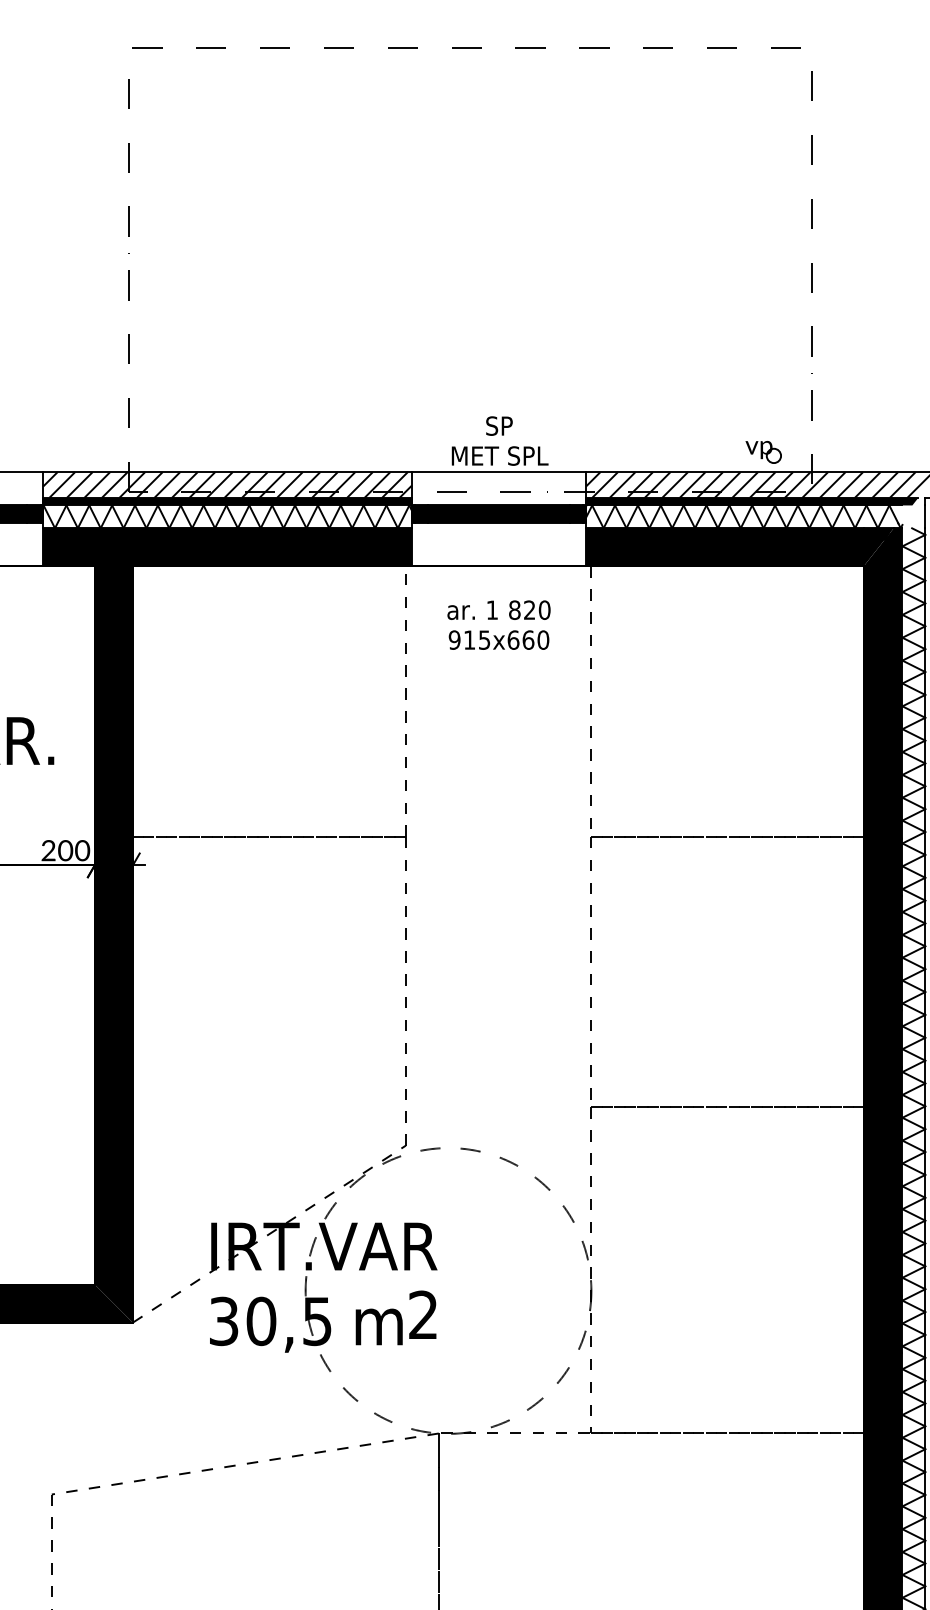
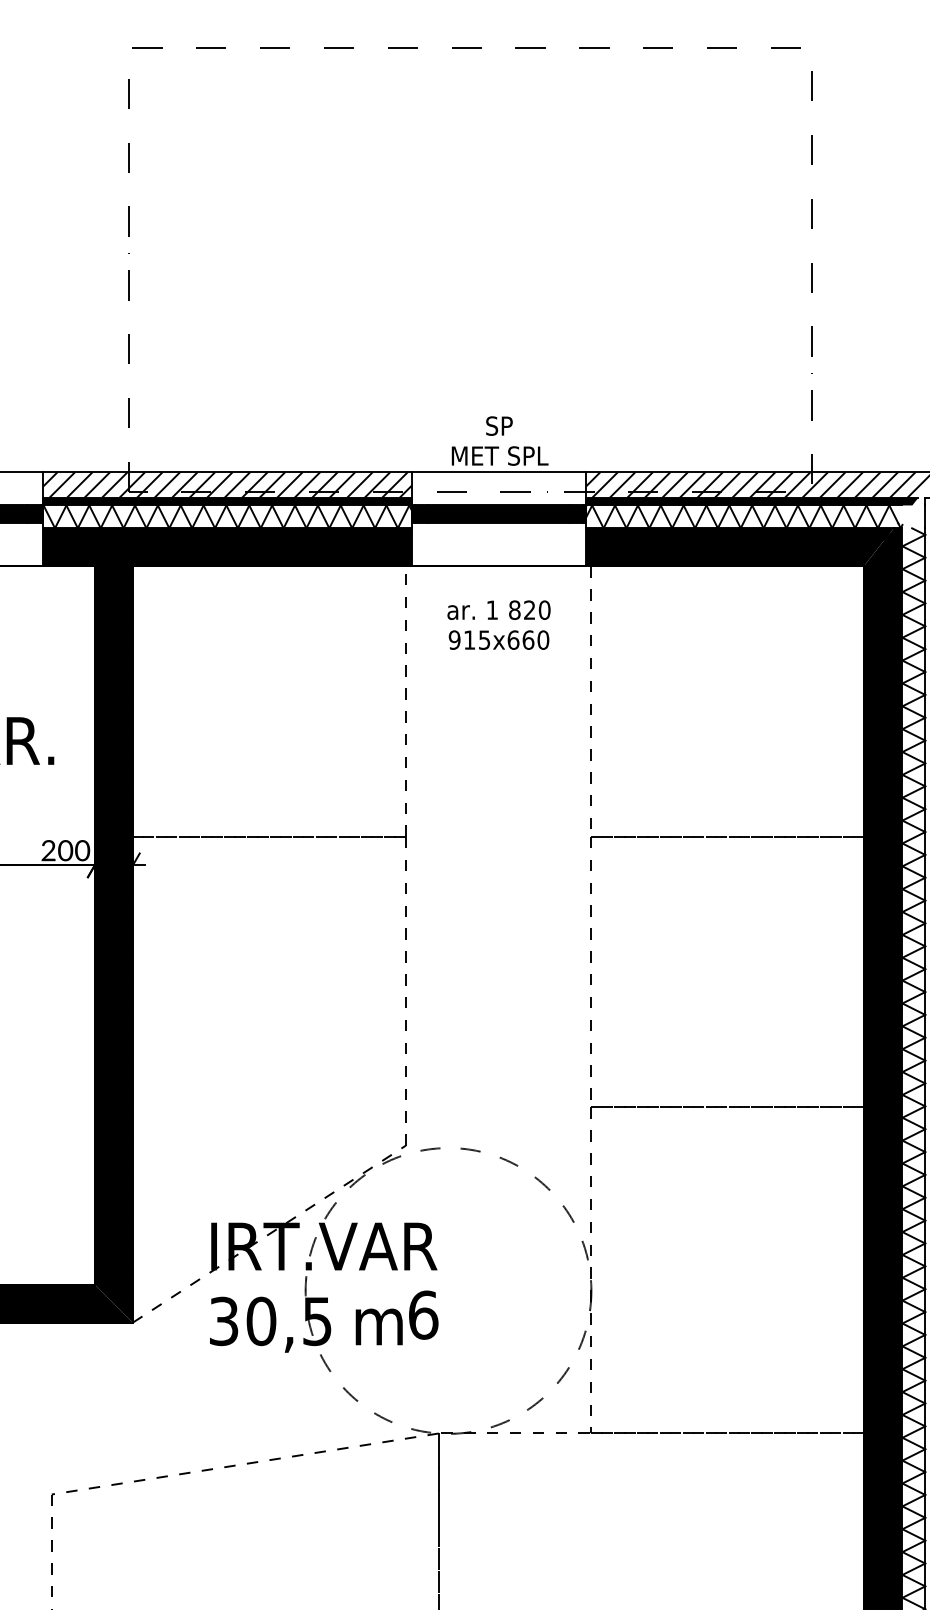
part: present -> none (763, 452)
text: 2 -> 6 (423, 1314)
